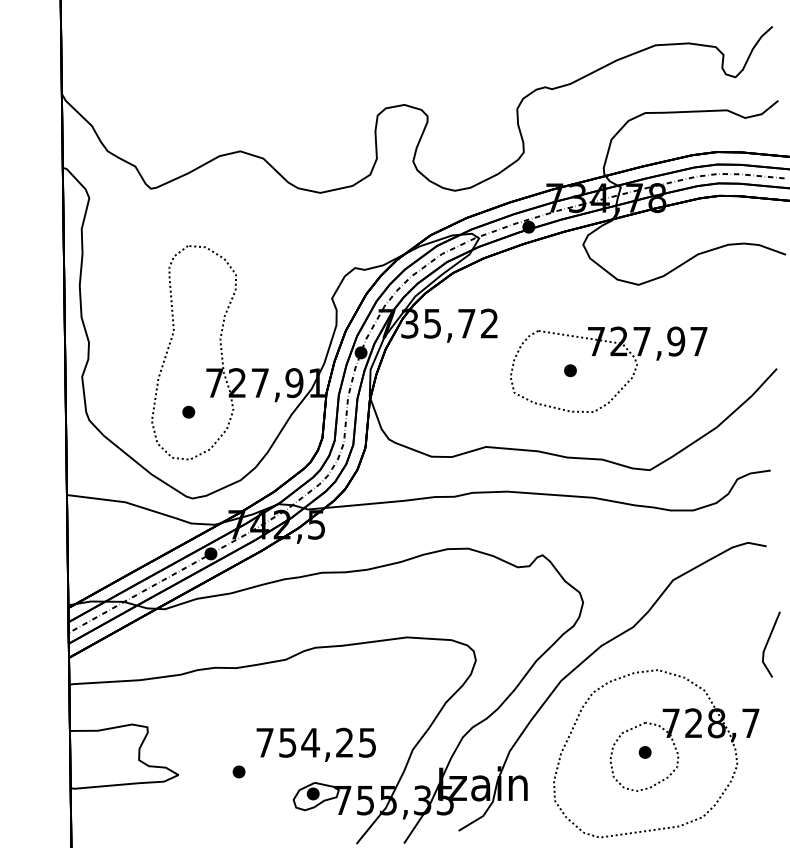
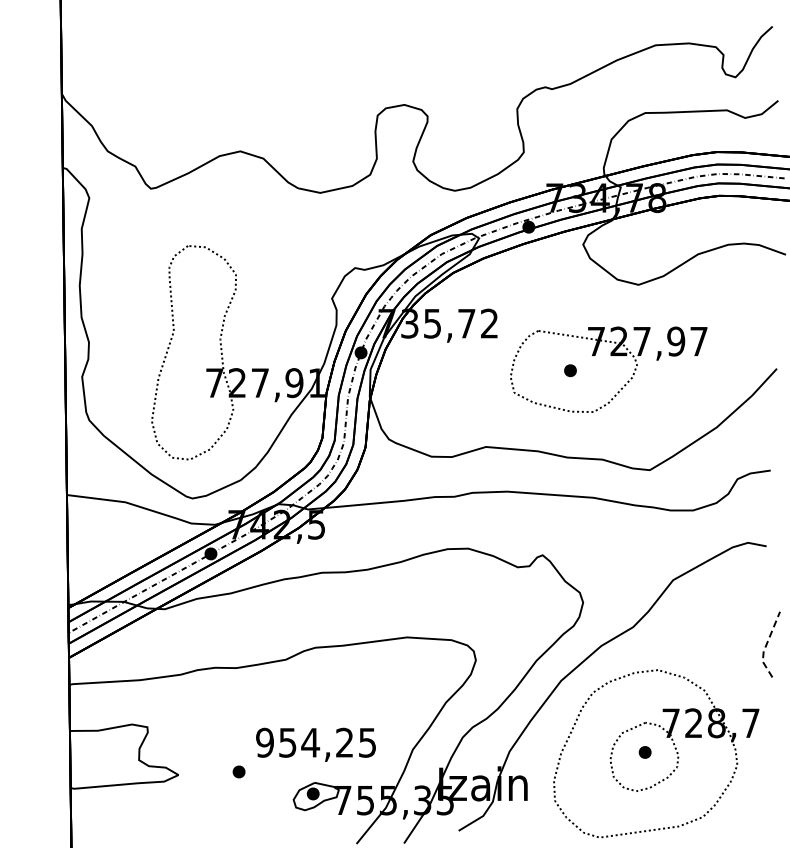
part: present -> none (188, 411)
line: solid -> dashed (765, 646)
text: 754,25 -> 954,25 (264, 742)
